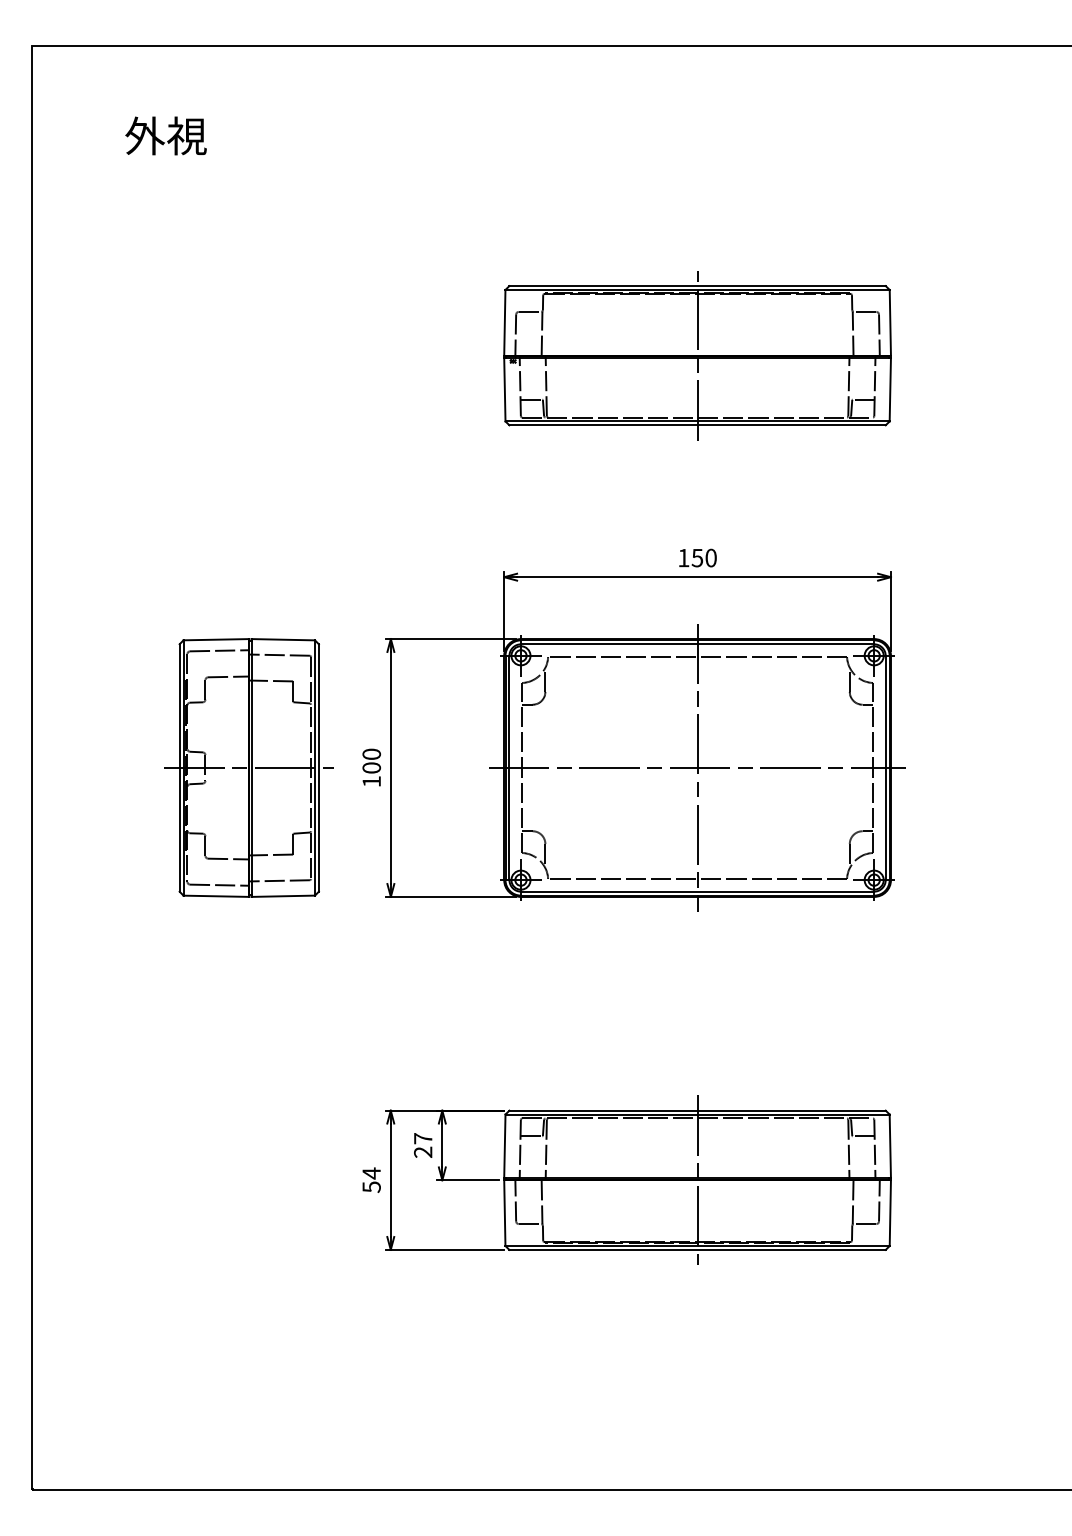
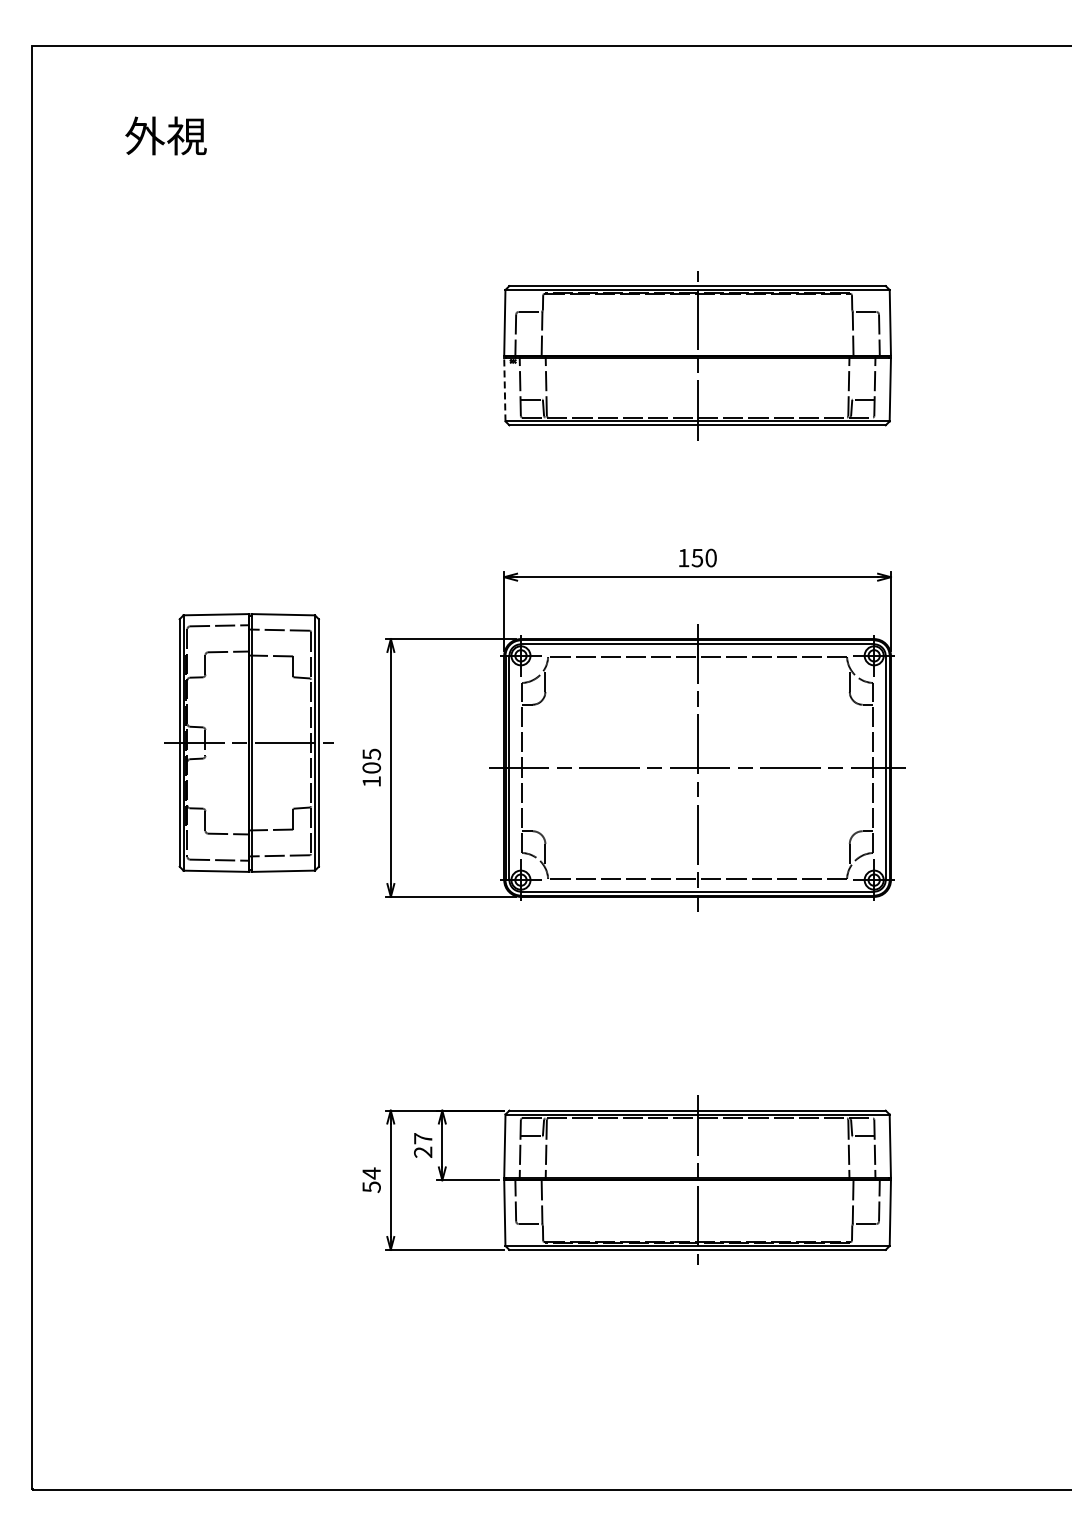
line: solid -> dashed (504, 389)
text: 100 -> 105 (371, 754)
part position: (248, 767) -> (248, 742) (248, 742)
